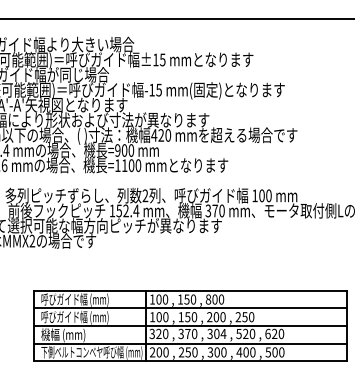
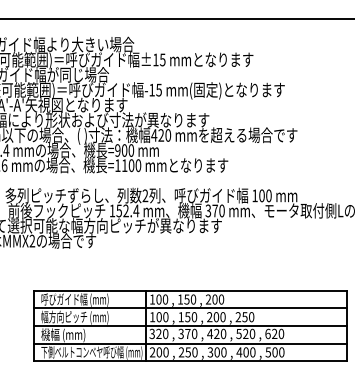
text: 800 -> 200 (208, 299)
text: 呼びガイド幅 (mm) -> 幅方向ピッチ (mm) (64, 316)
text: 304 -> 420 (216, 333)
